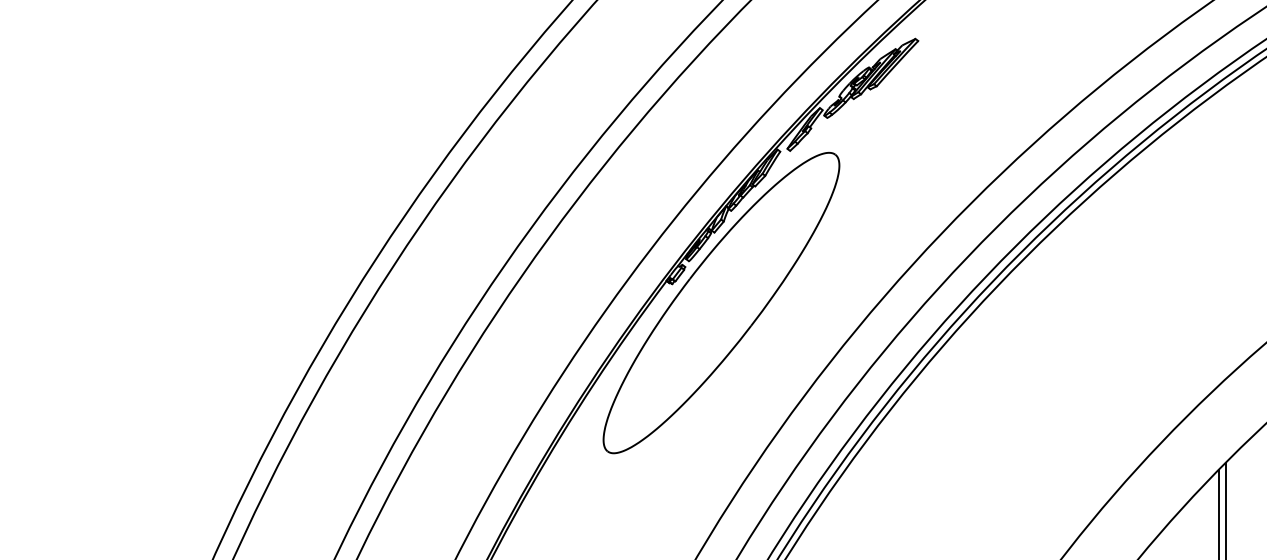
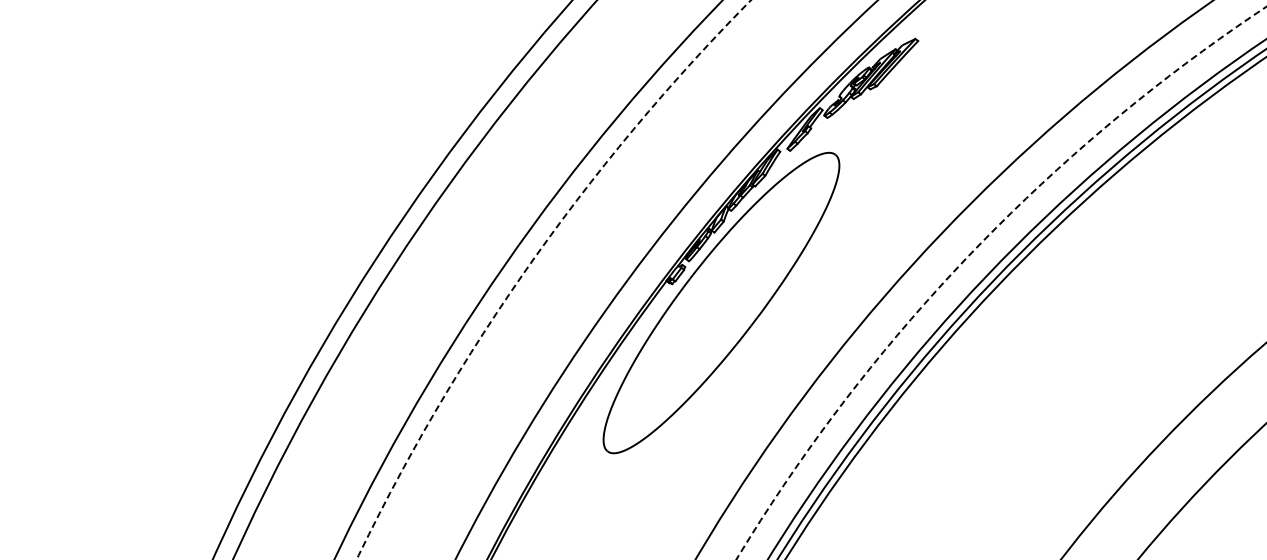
arc: solid -> dashed (530, 264)
circle: solid -> dashed (1001, 282)
line: present -> none (1225, 509)
line: present -> none (1218, 512)
